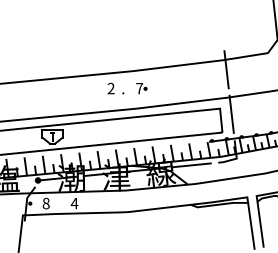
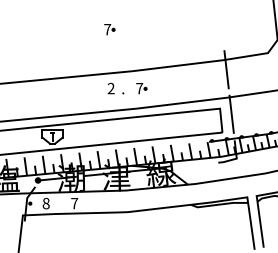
part: none -> present (109, 29)
line: present -> none (191, 165)
text: 4 -> 7 (74, 203)
